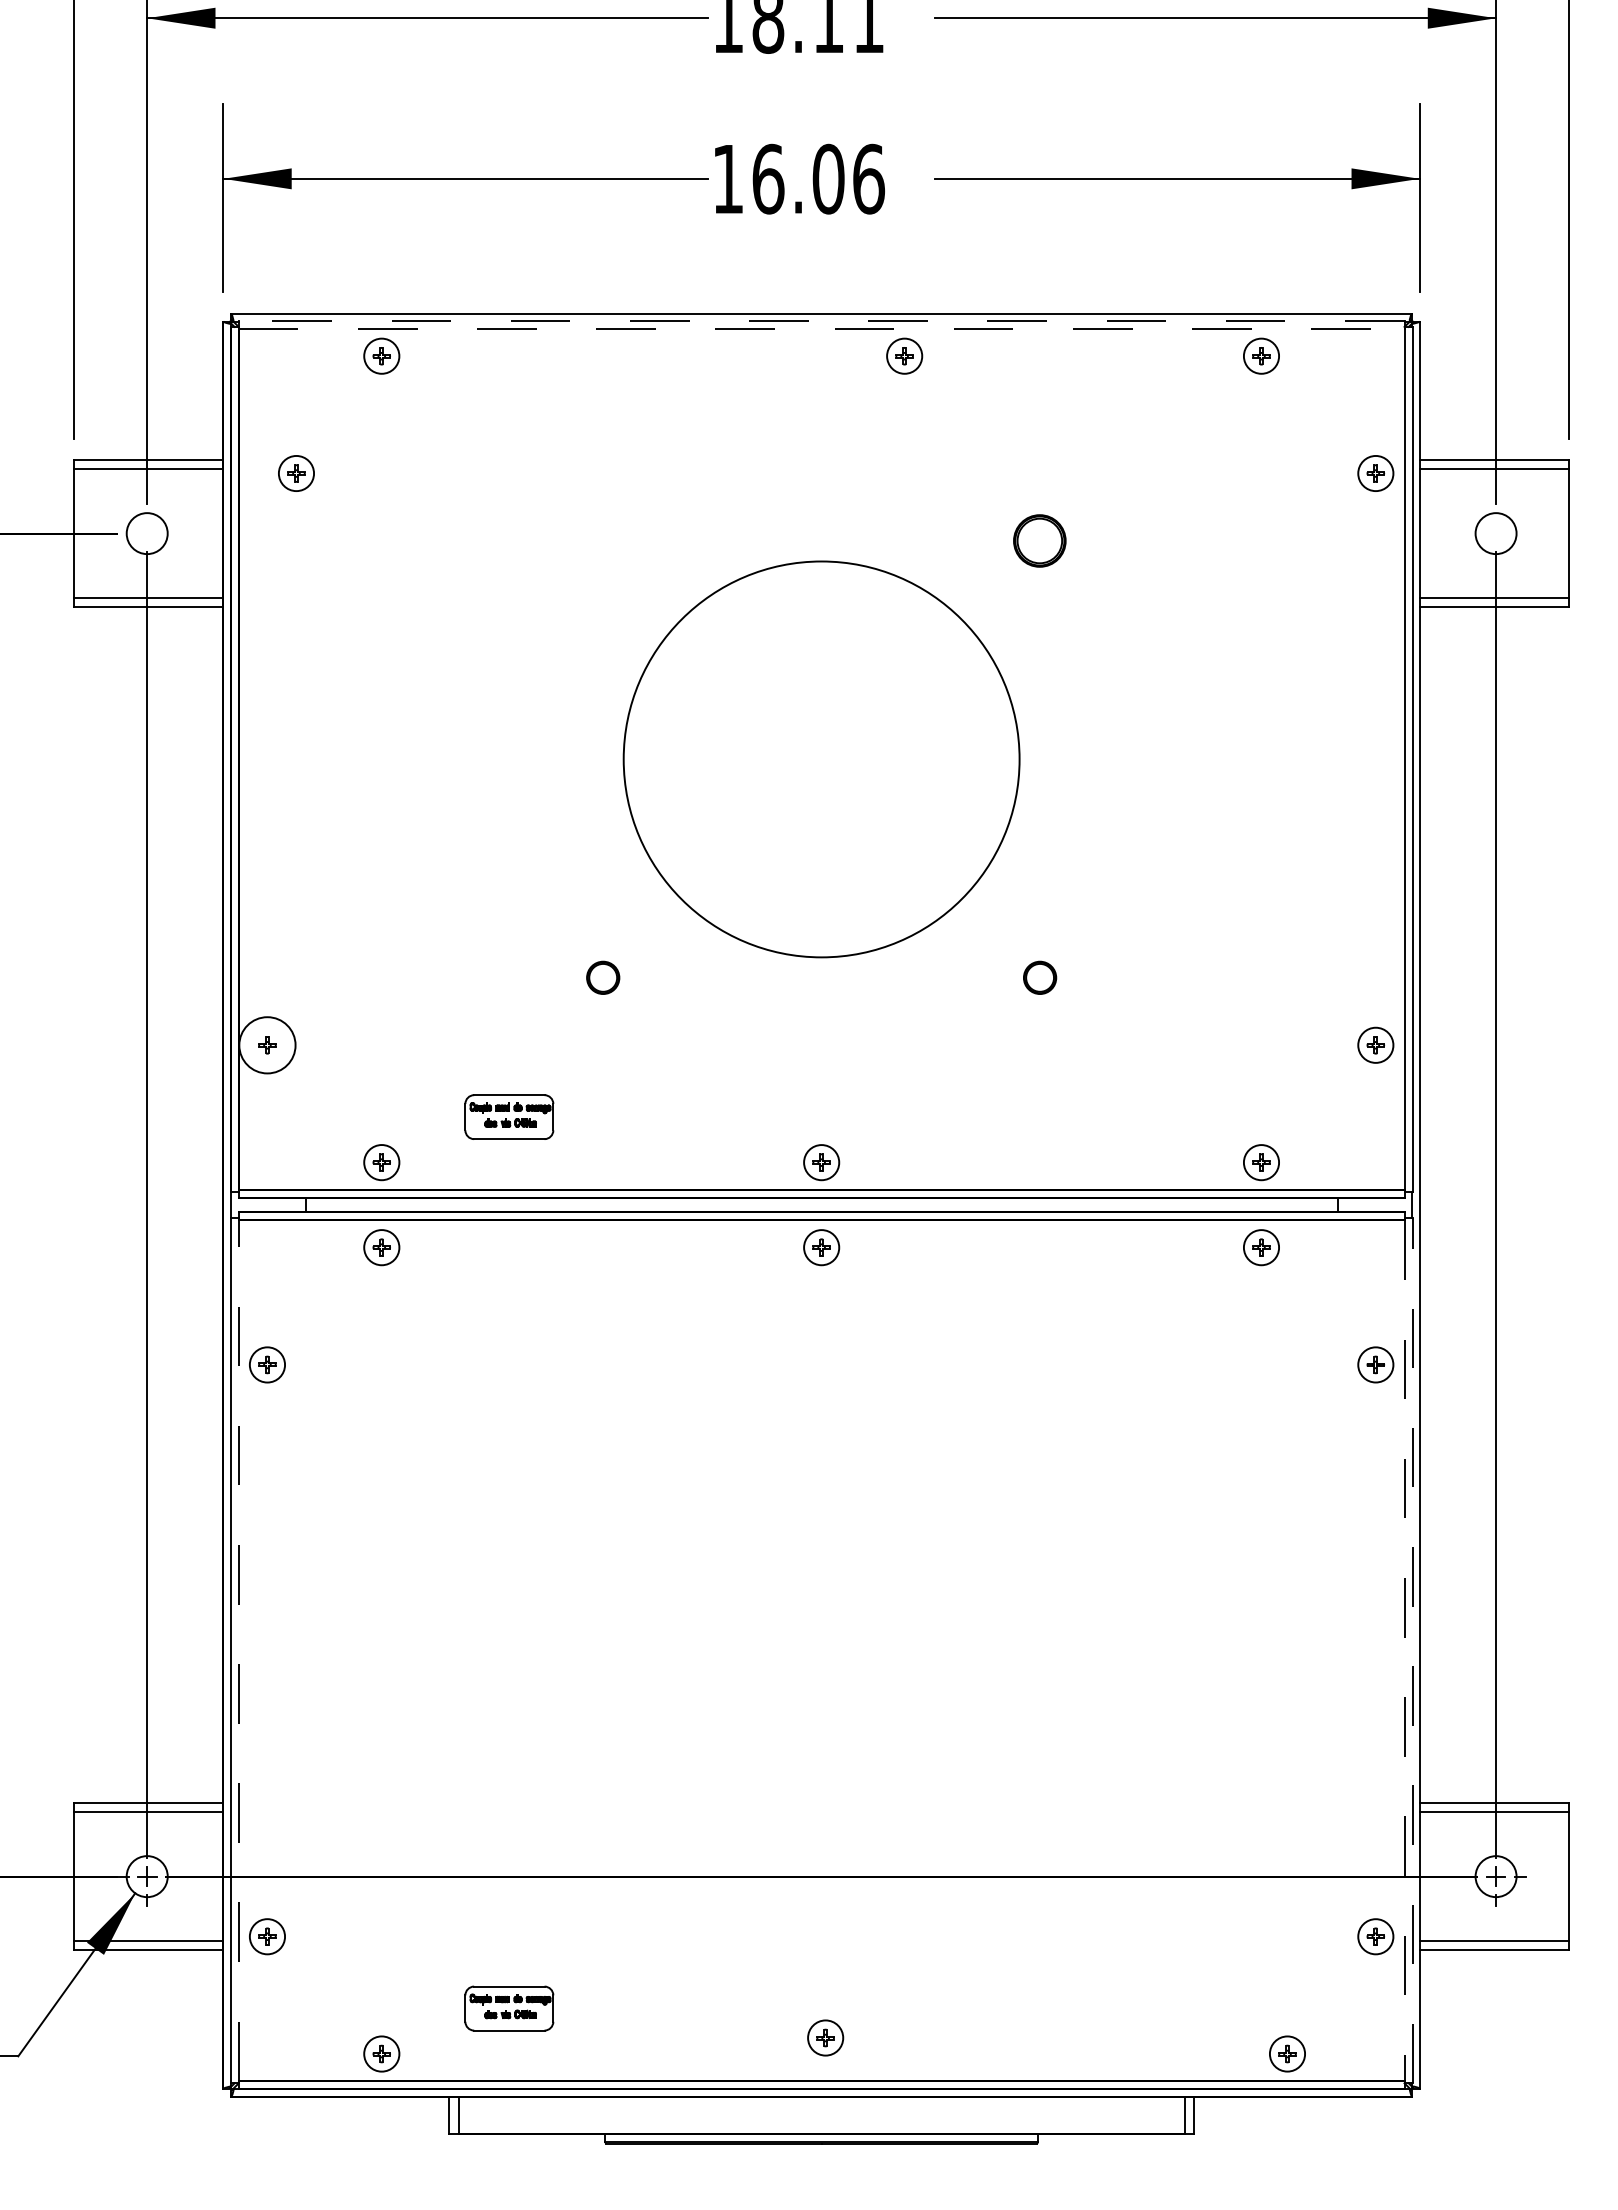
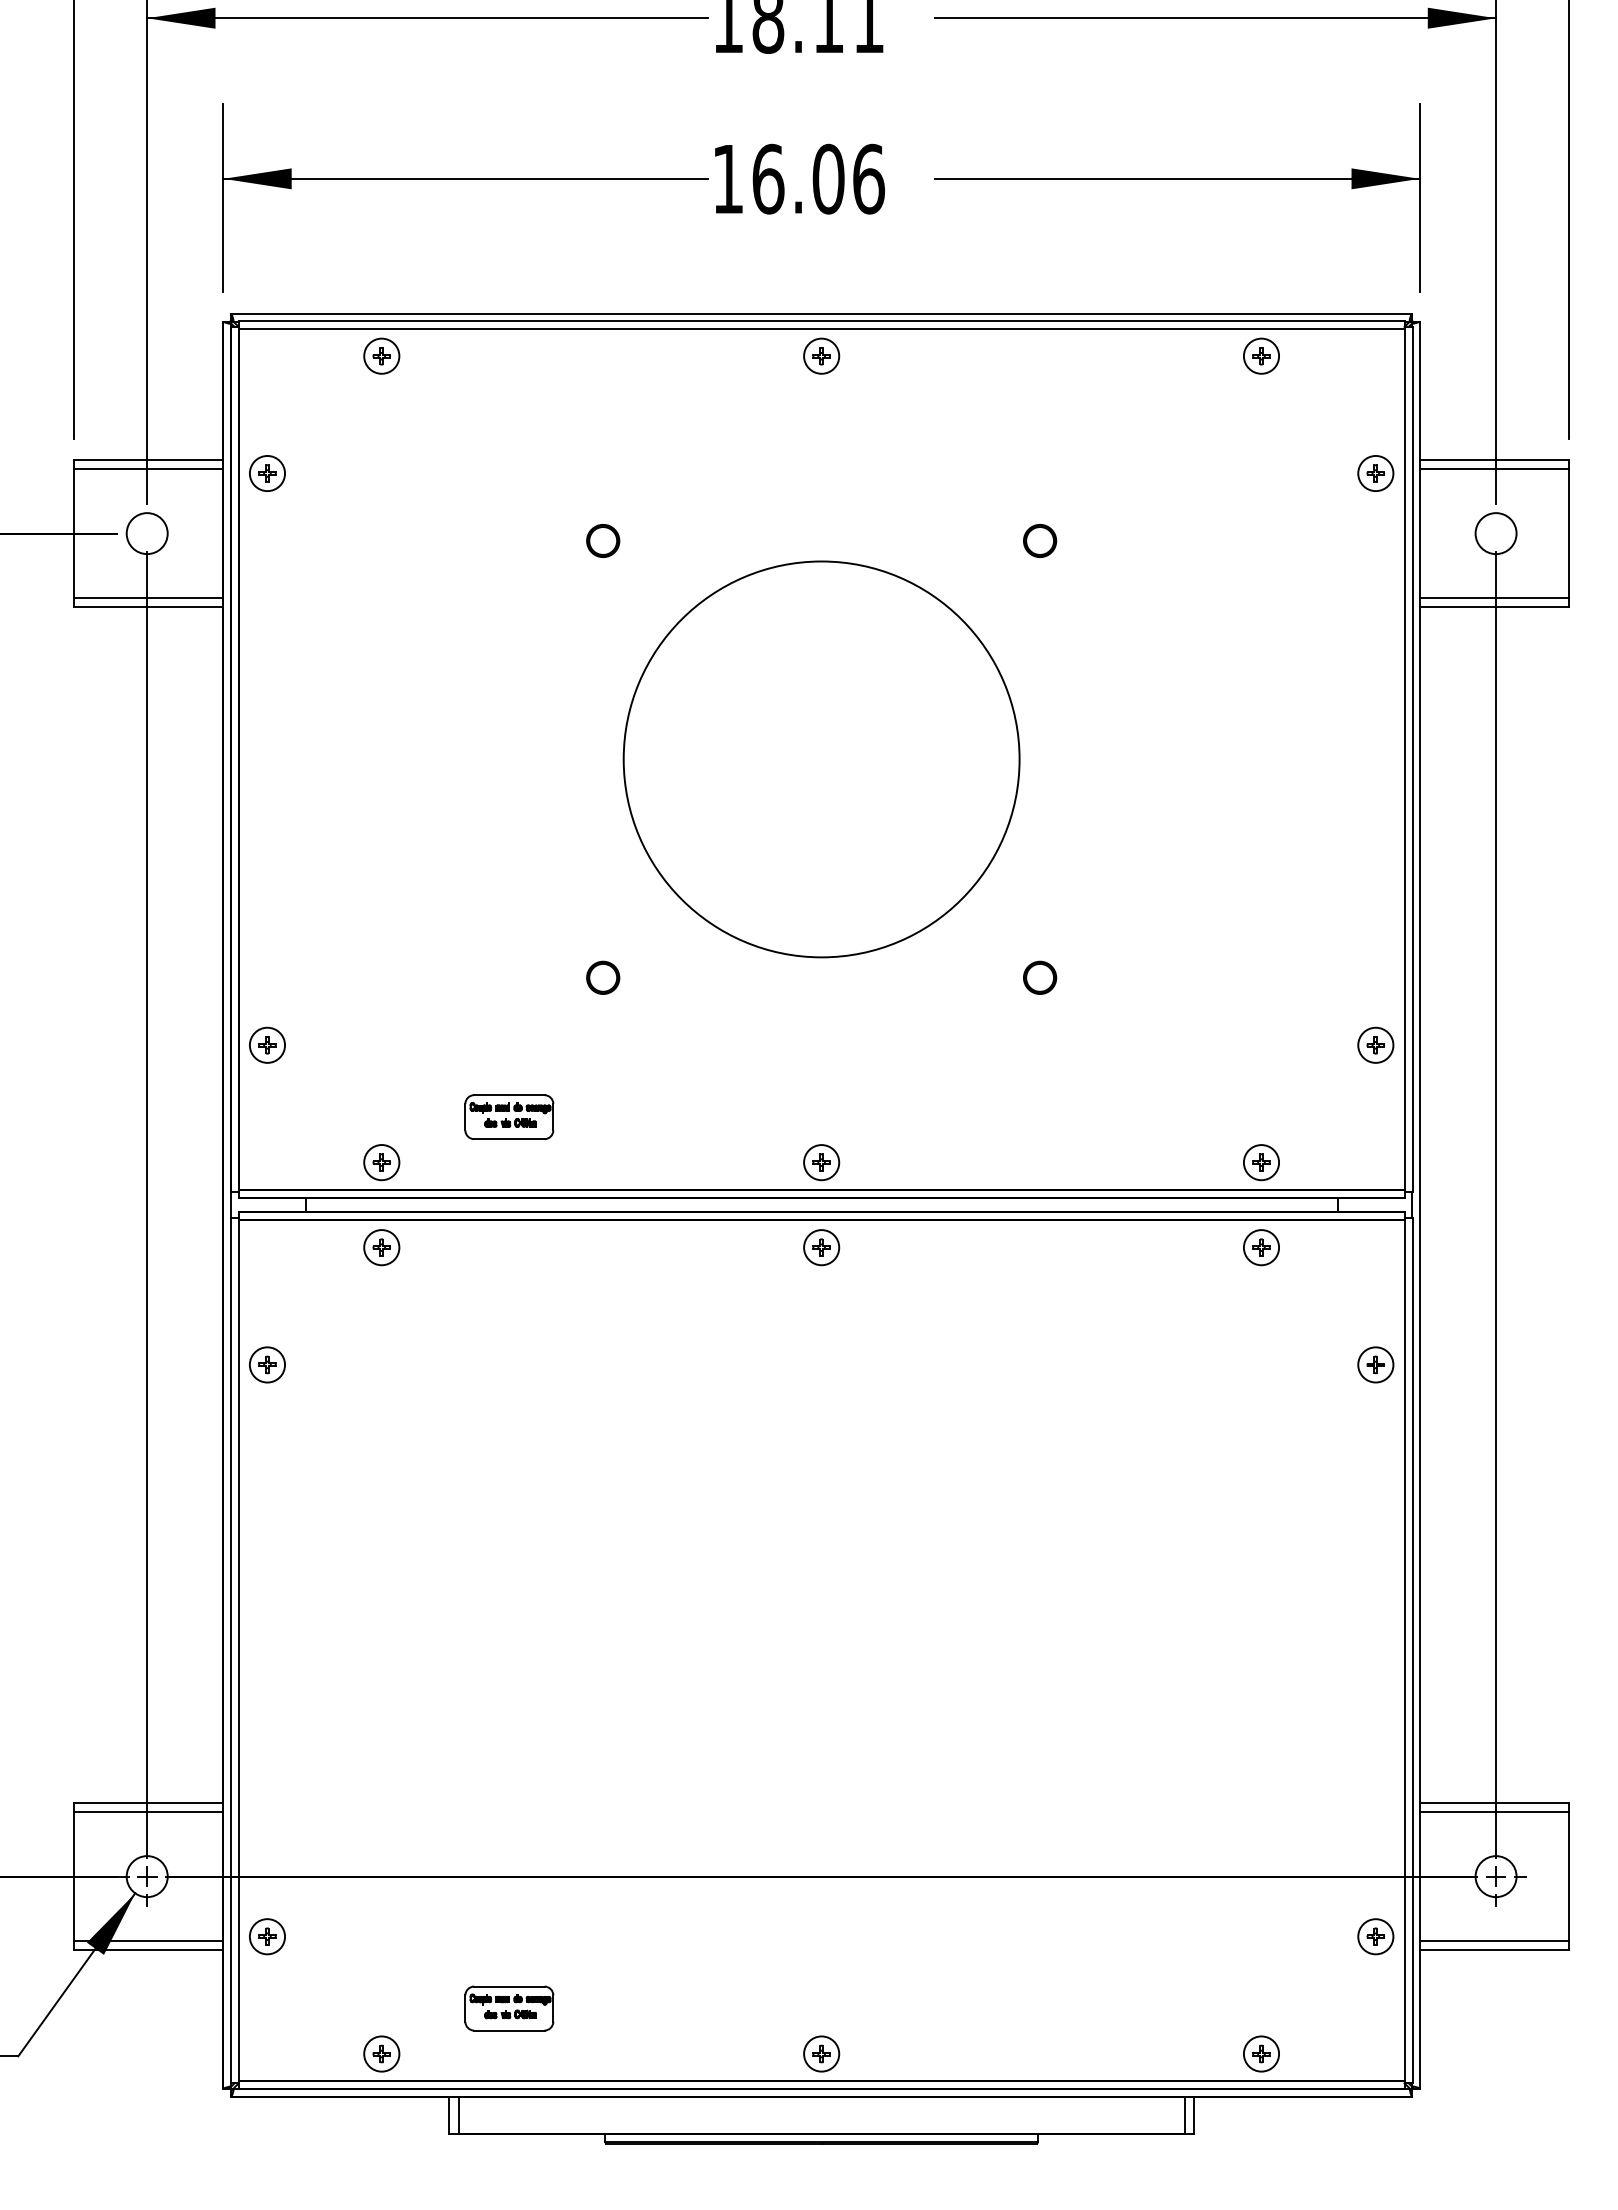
line: dashed -> solid (821, 321)
line: dashed -> solid (821, 329)
part position: (904, 355) -> (821, 355) (821, 355)
part position: (296, 473) -> (267, 473) (267, 473)
part: none -> present (603, 540)
part size: 54x54 px -> 35x34 px (1040, 540)
circle diameter: 56 px -> 35 px (267, 1044)
line: dashed -> solid (238, 1650)
line: dashed -> solid (1412, 1650)
line: dashed -> solid (1404, 1651)
part position: (825, 2037) -> (821, 2053) (821, 2053)
part position: (1287, 2053) -> (1261, 2053) (1261, 2053)
